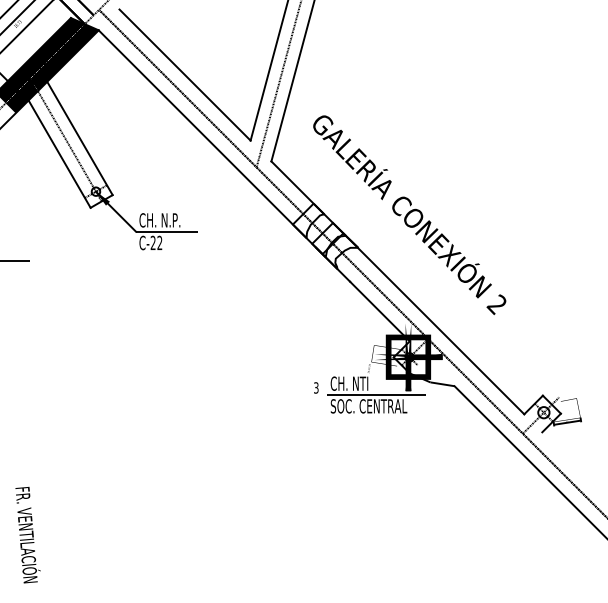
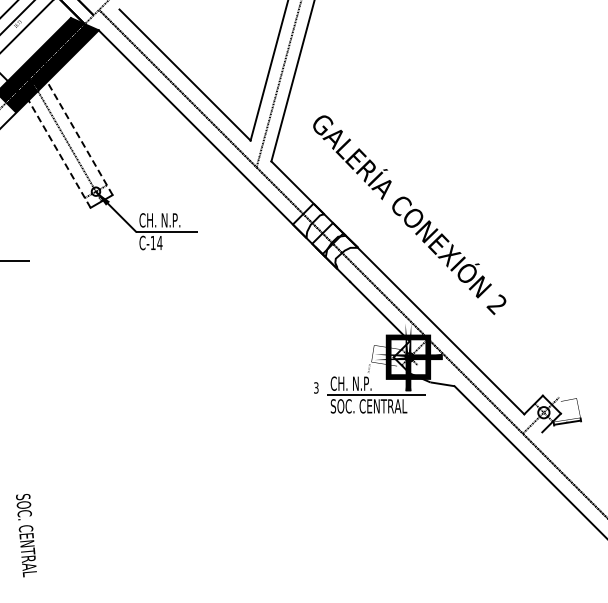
line: solid -> dashed (79, 138)
line: solid -> dashed (59, 153)
text: C-22 -> C-14 (156, 242)
text: CH. NTI -> CH. N.P. (365, 383)
text: FR. VENTILACIÓN -> SOC. CENTRAL (27, 534)
